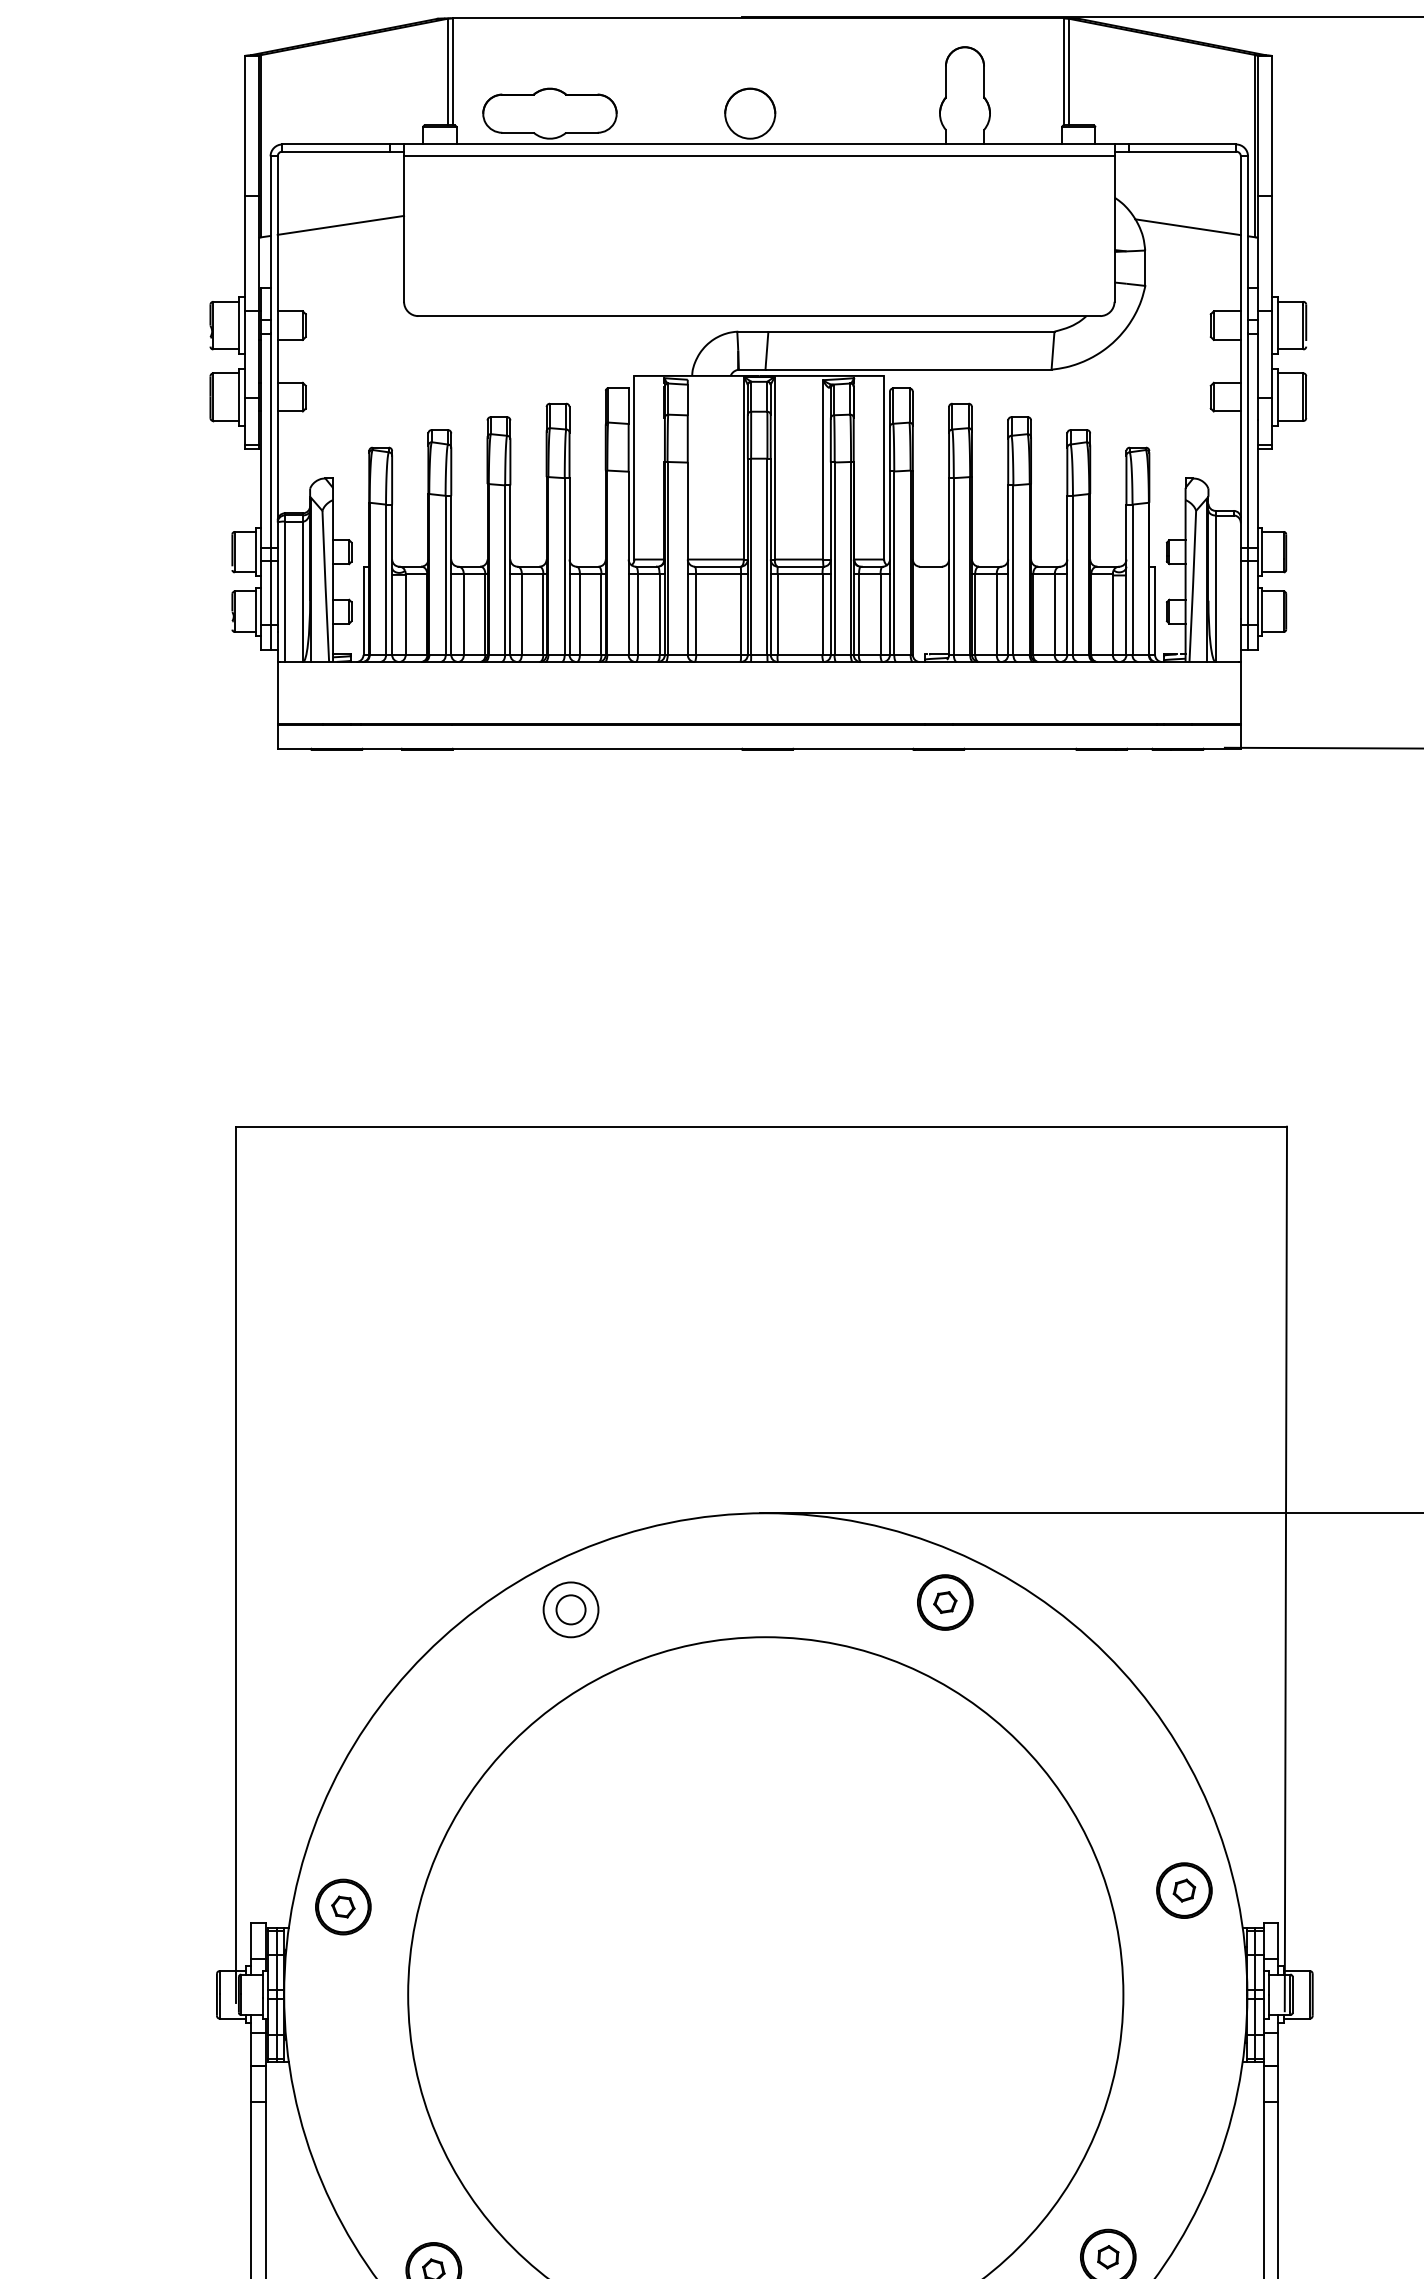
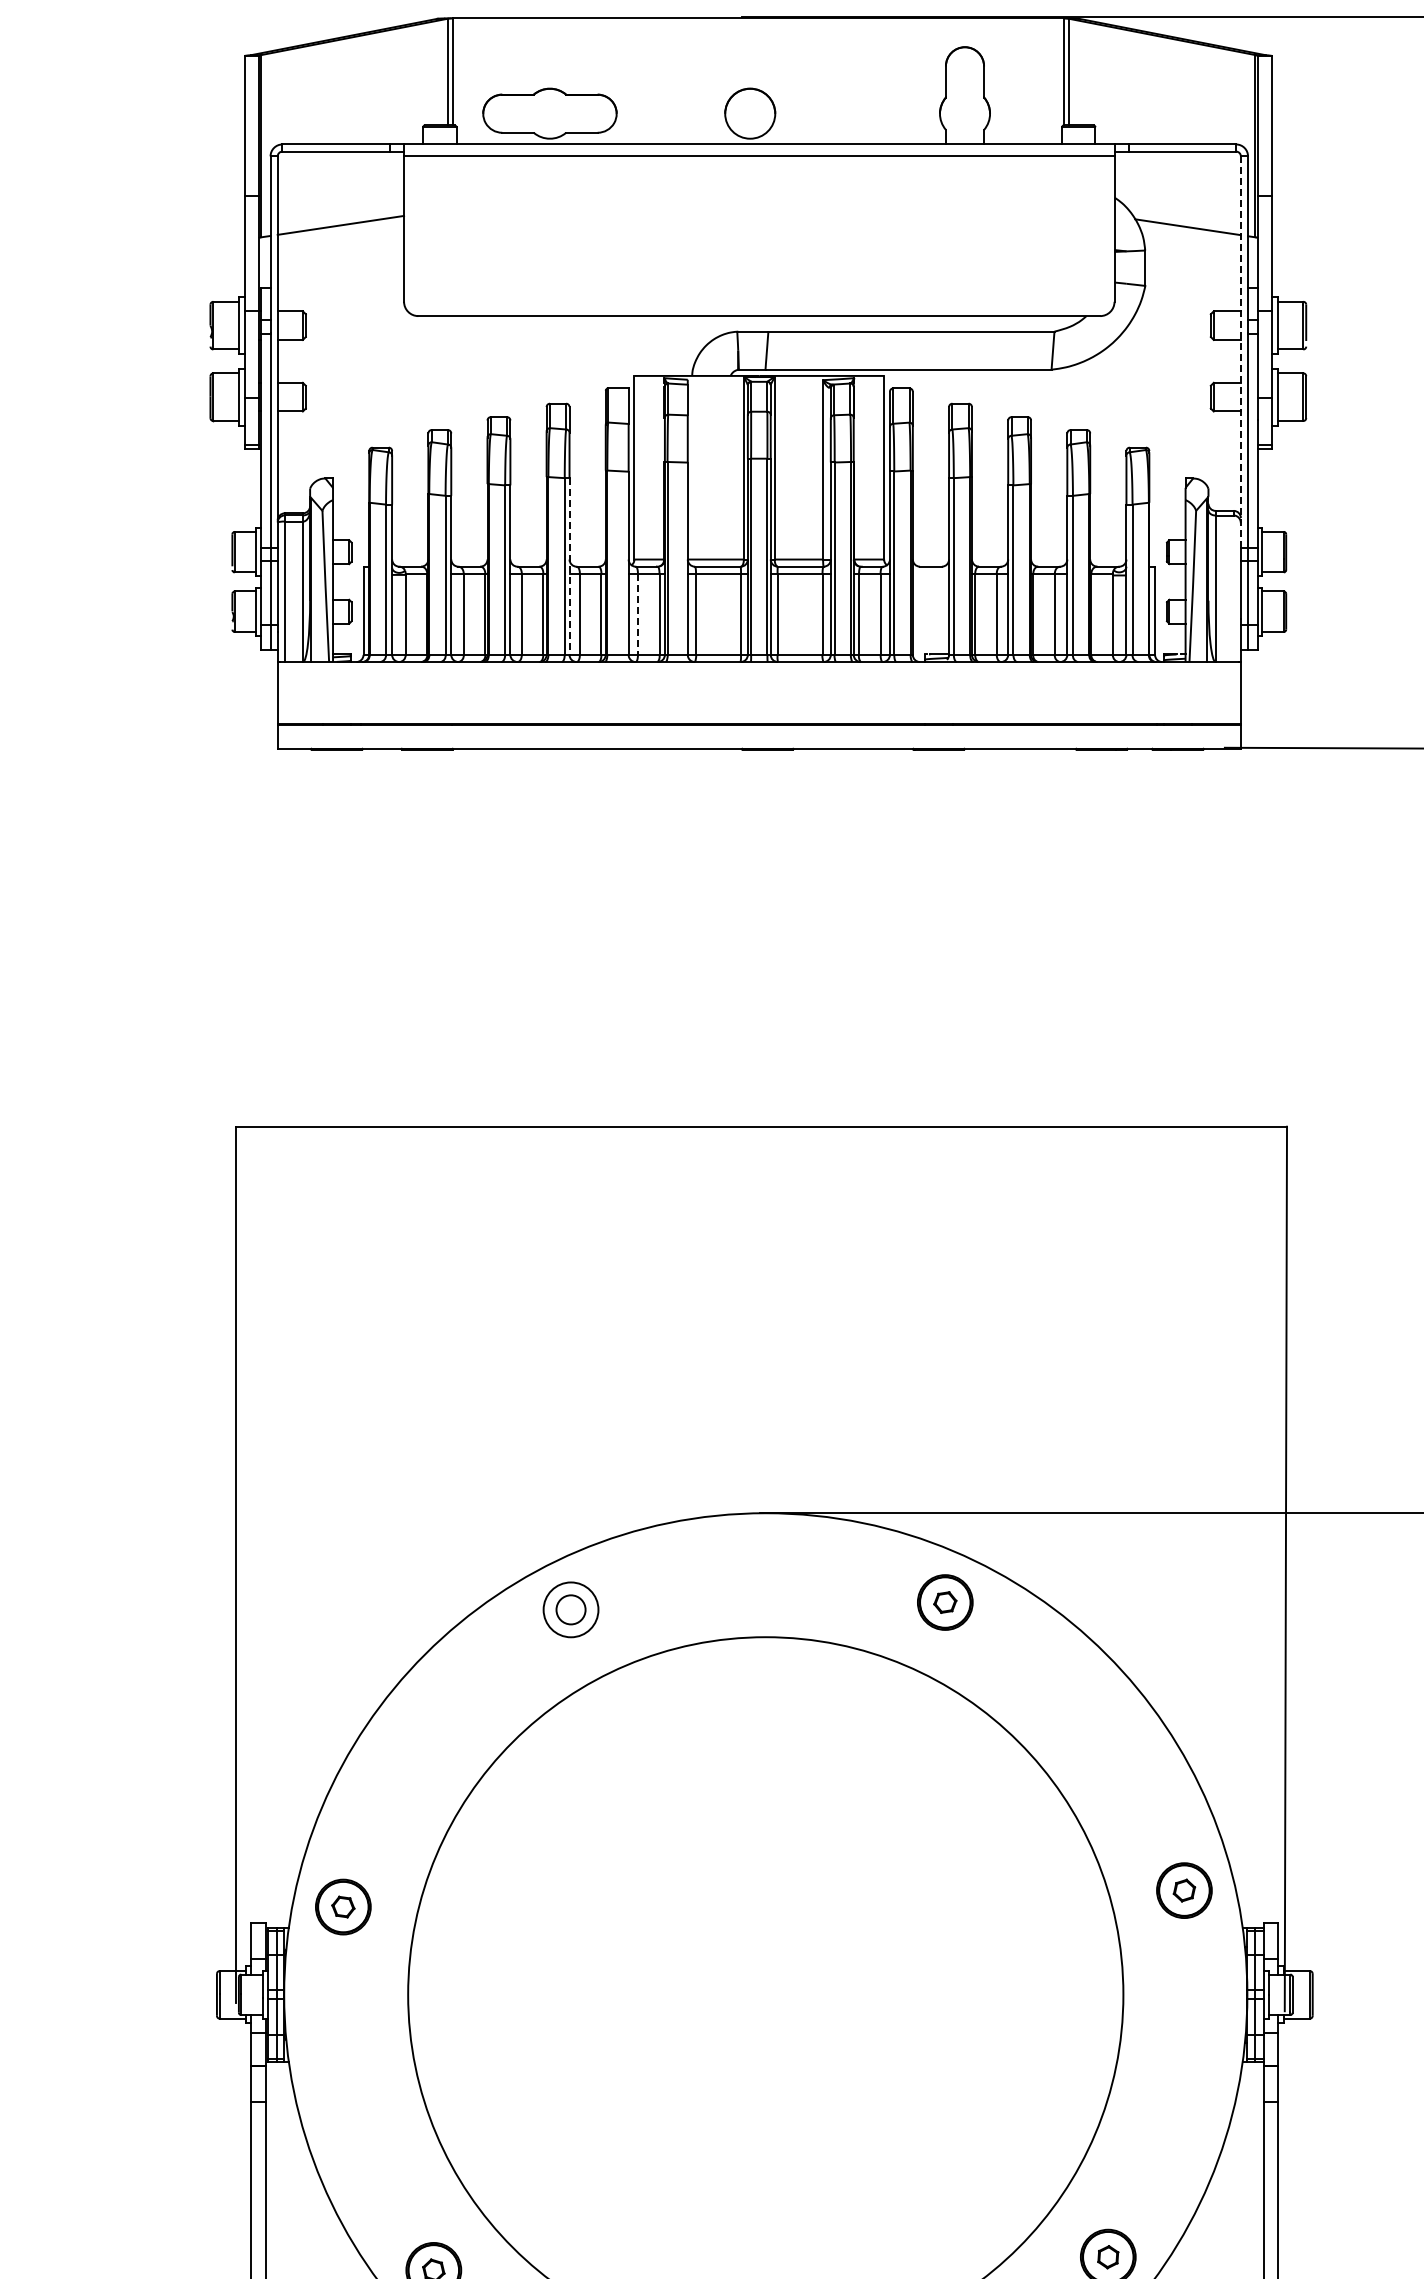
line: solid -> dashed (1240, 352)
line: solid -> dashed (569, 567)
line: solid -> dashed (638, 614)
